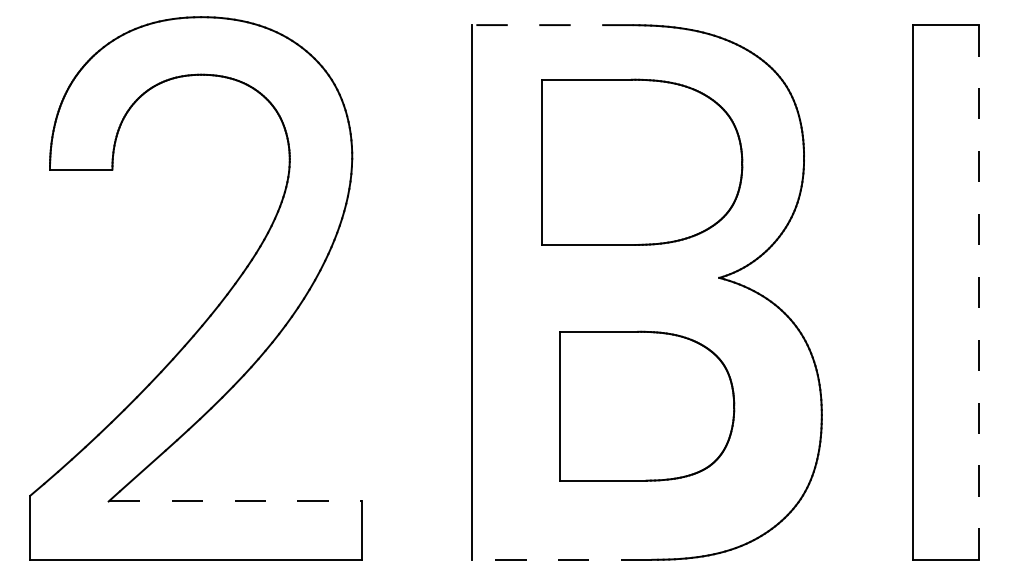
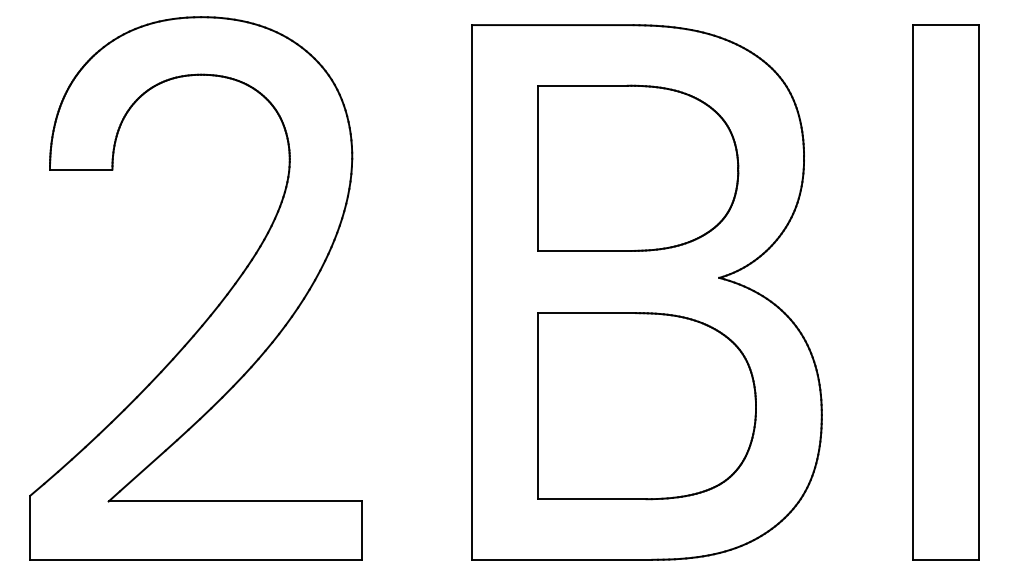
line: dashed -> solid (552, 25)
part position: (642, 161) -> (638, 167) (638, 167)
line: dashed -> solid (978, 292)
part size: 177x152 px -> 220x189 px (646, 406)
line: dashed -> solid (235, 501)
line: dashed -> solid (561, 559)
